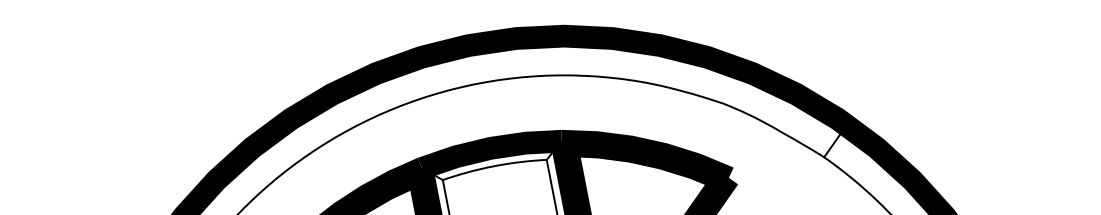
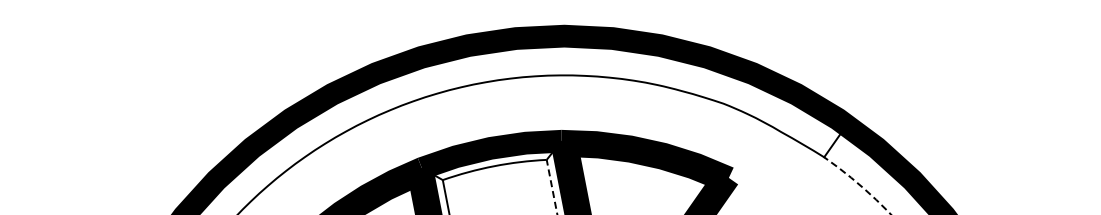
arc: solid -> dashed (859, 184)
line: solid -> dashed (552, 187)
